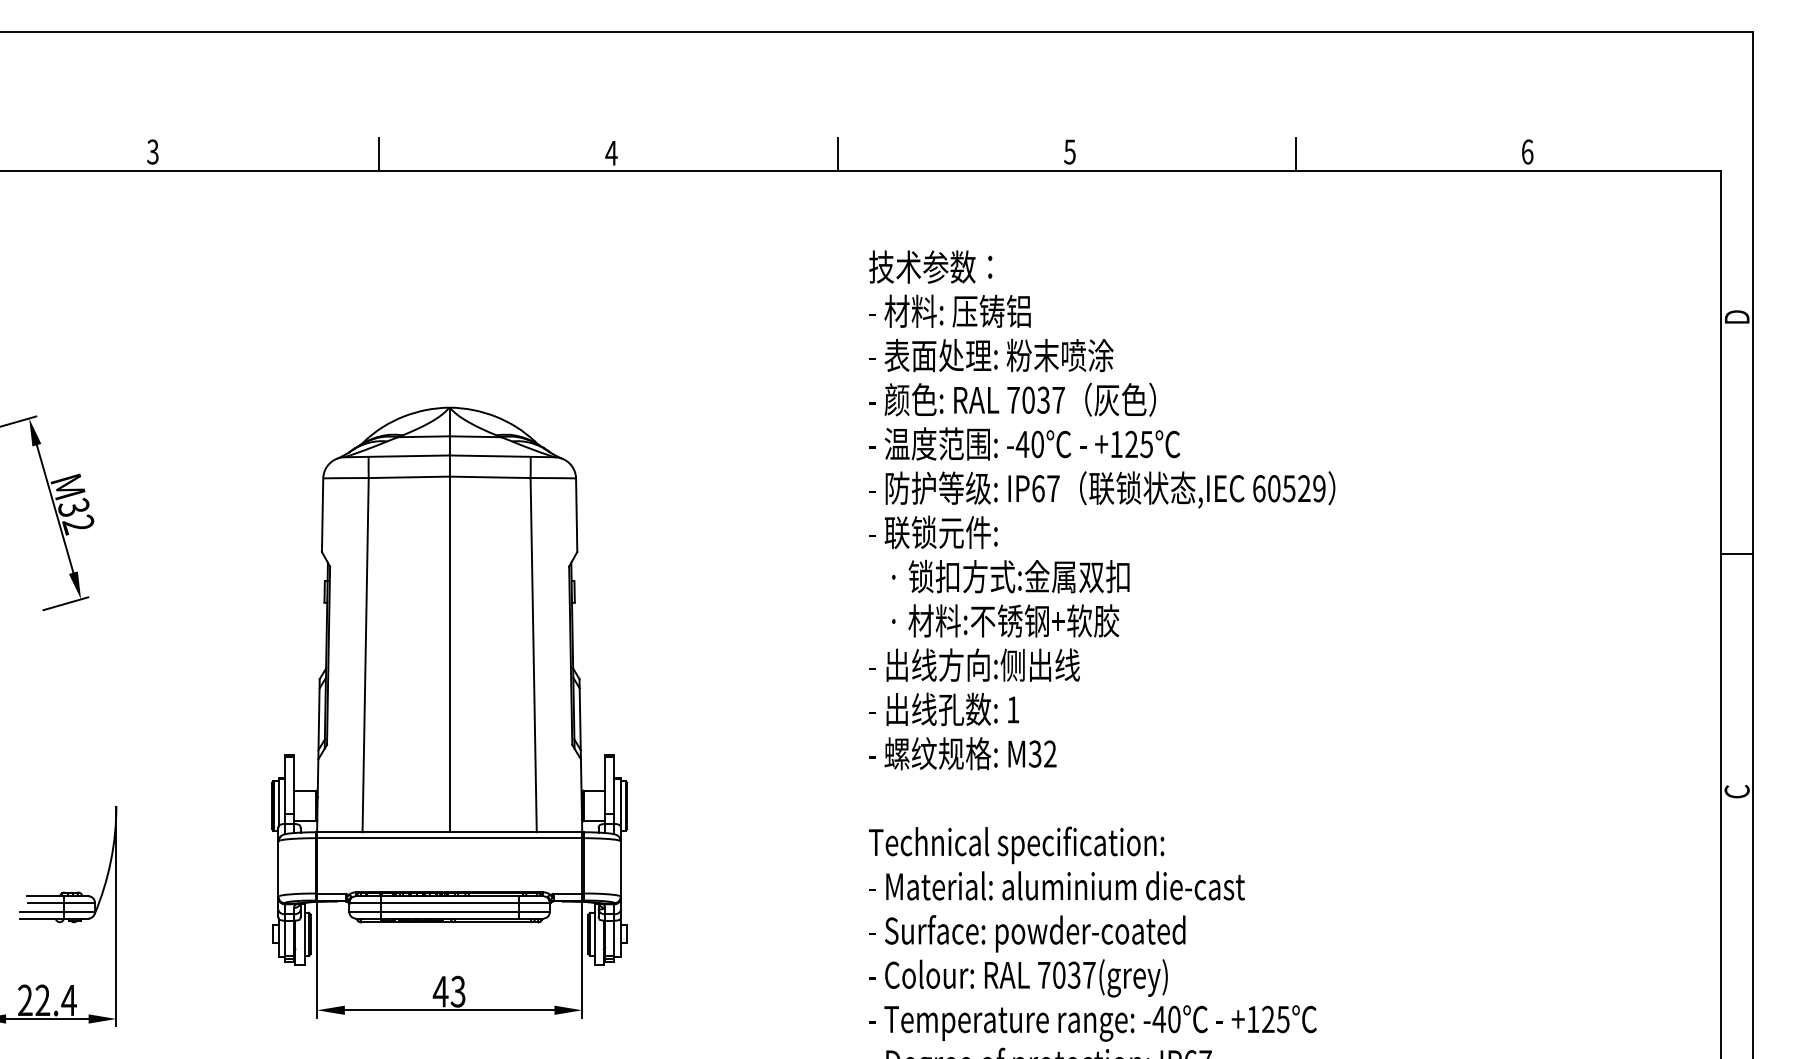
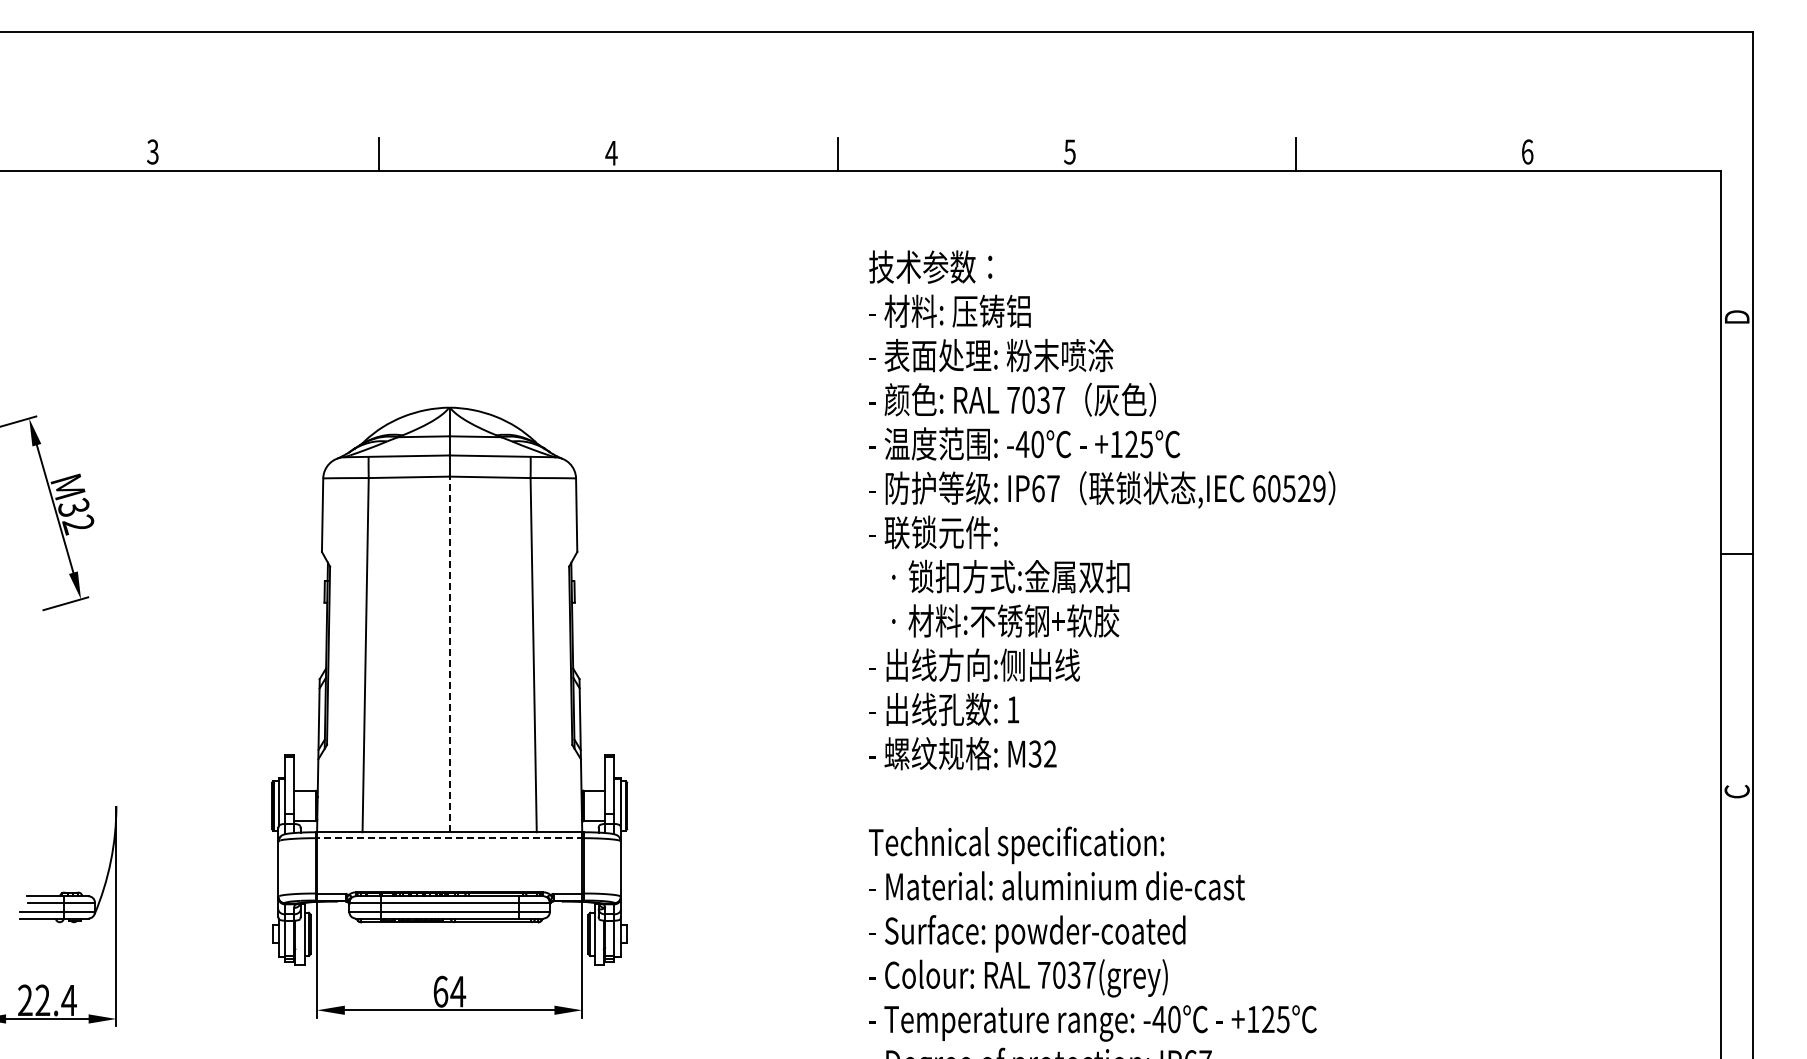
line: solid -> dashed (449, 654)
line: solid -> dashed (449, 838)
text: 43 -> 64 (449, 991)
